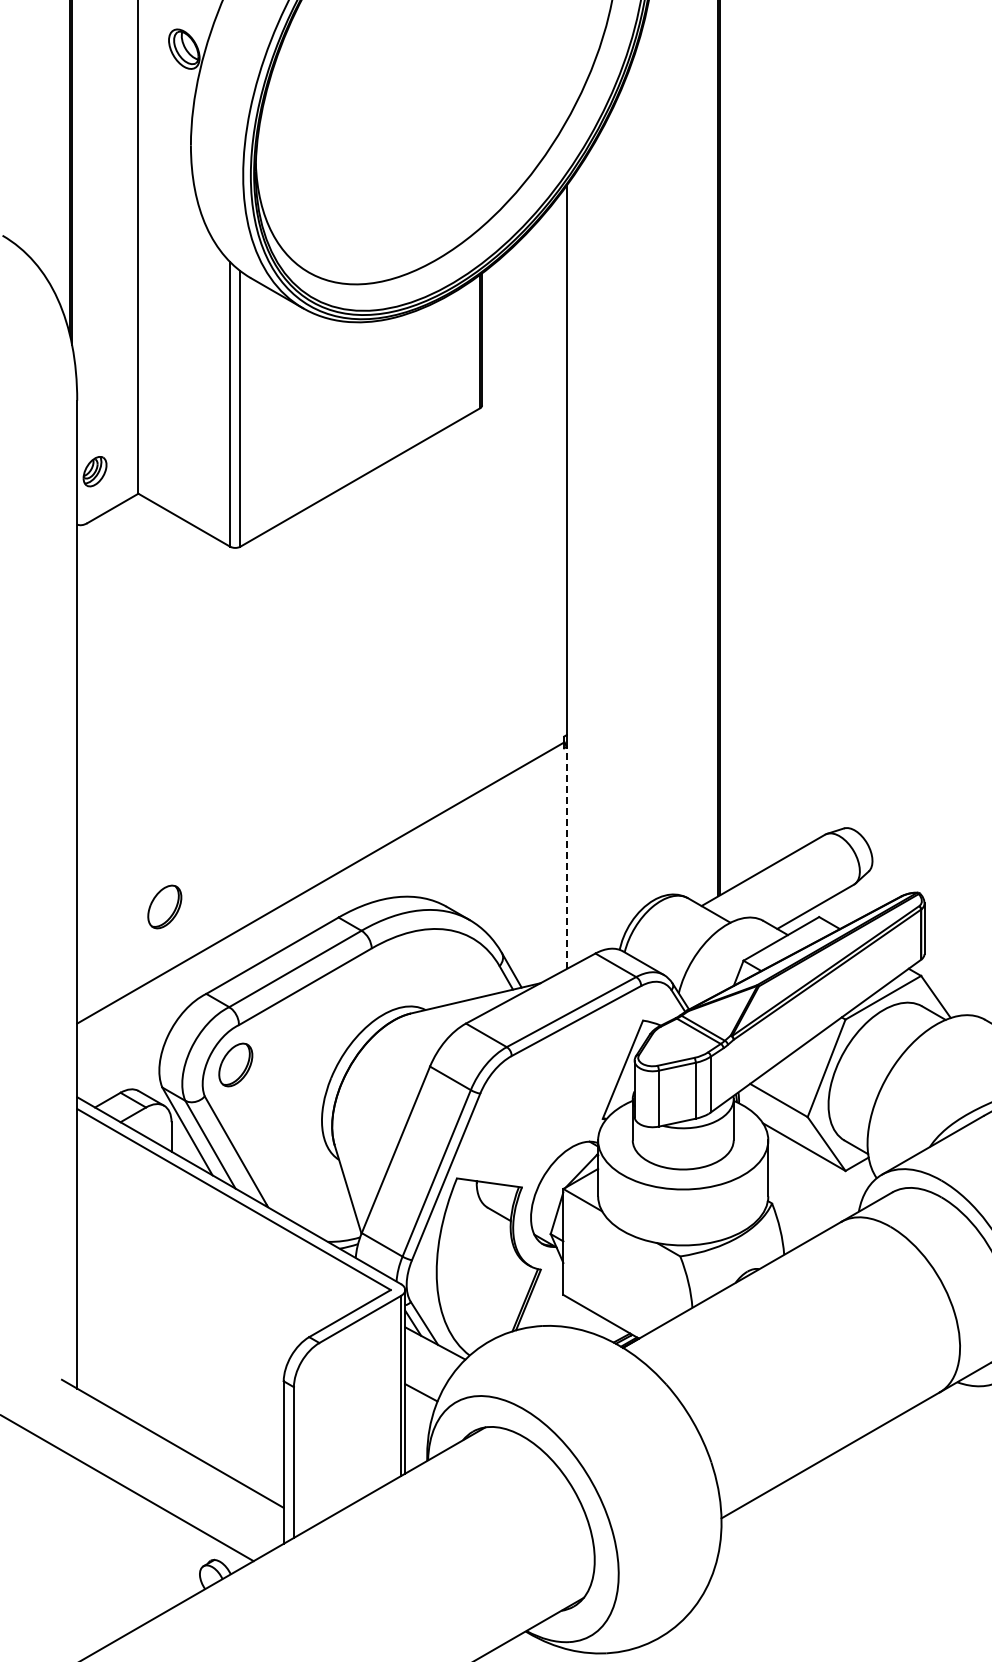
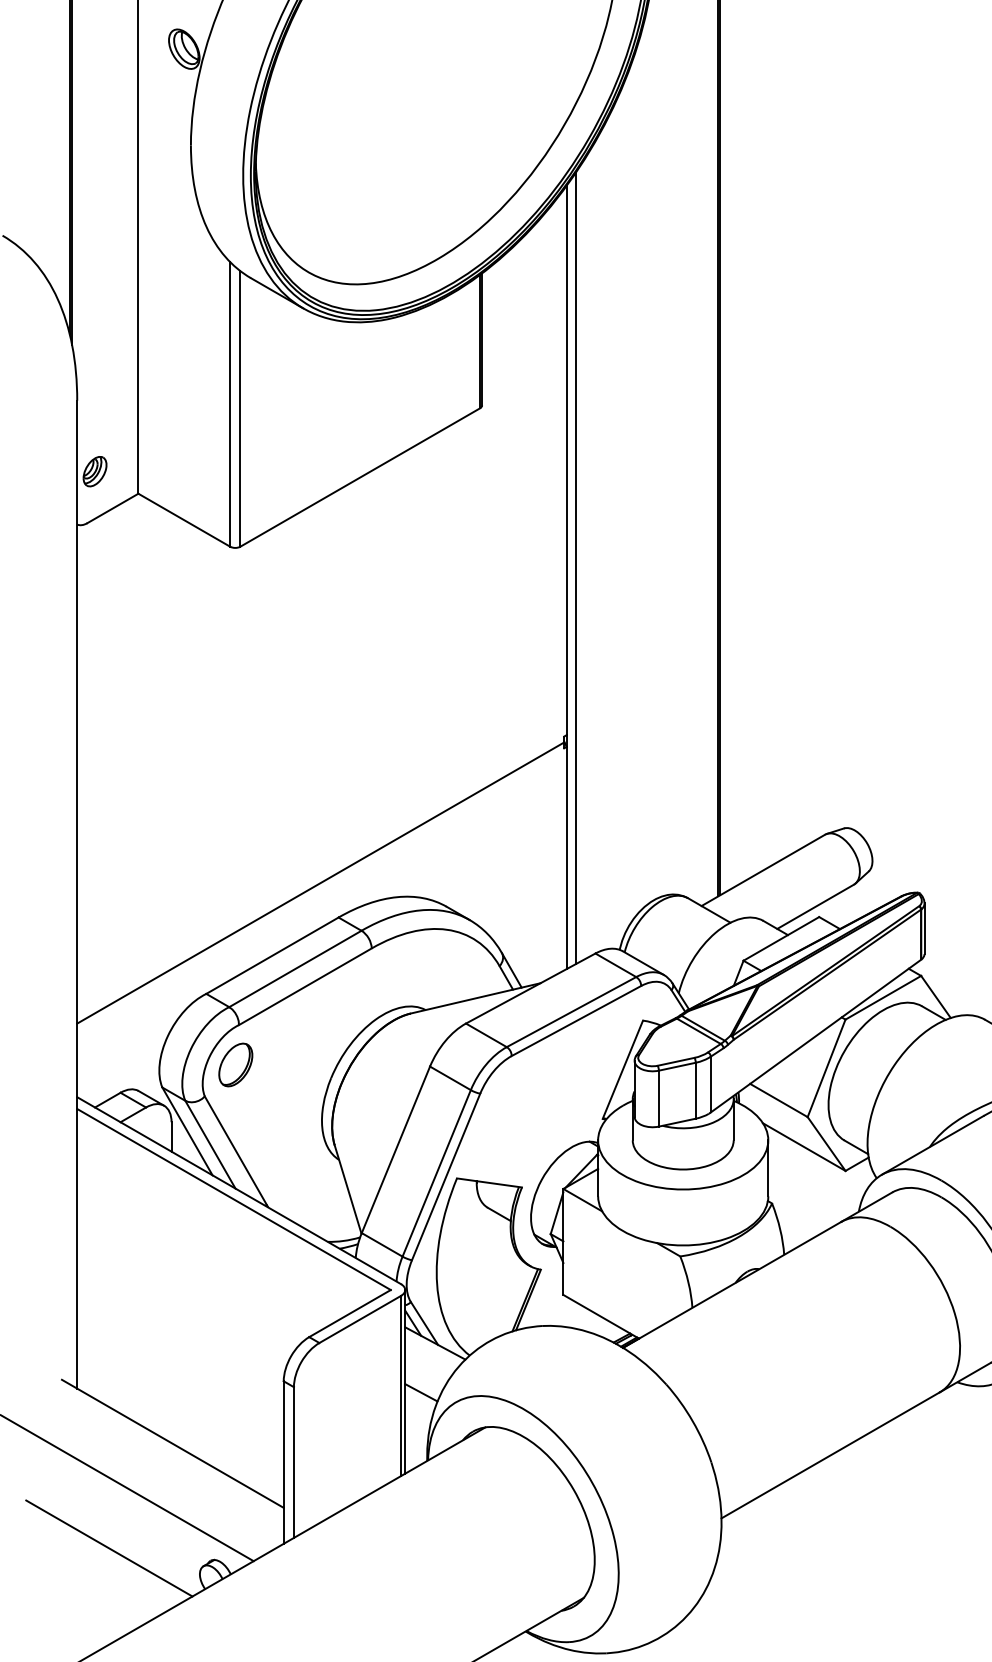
line: none -> present (576, 567)
line: dashed -> solid (566, 857)
part: present -> none (164, 906)
line: none -> present (109, 1548)
